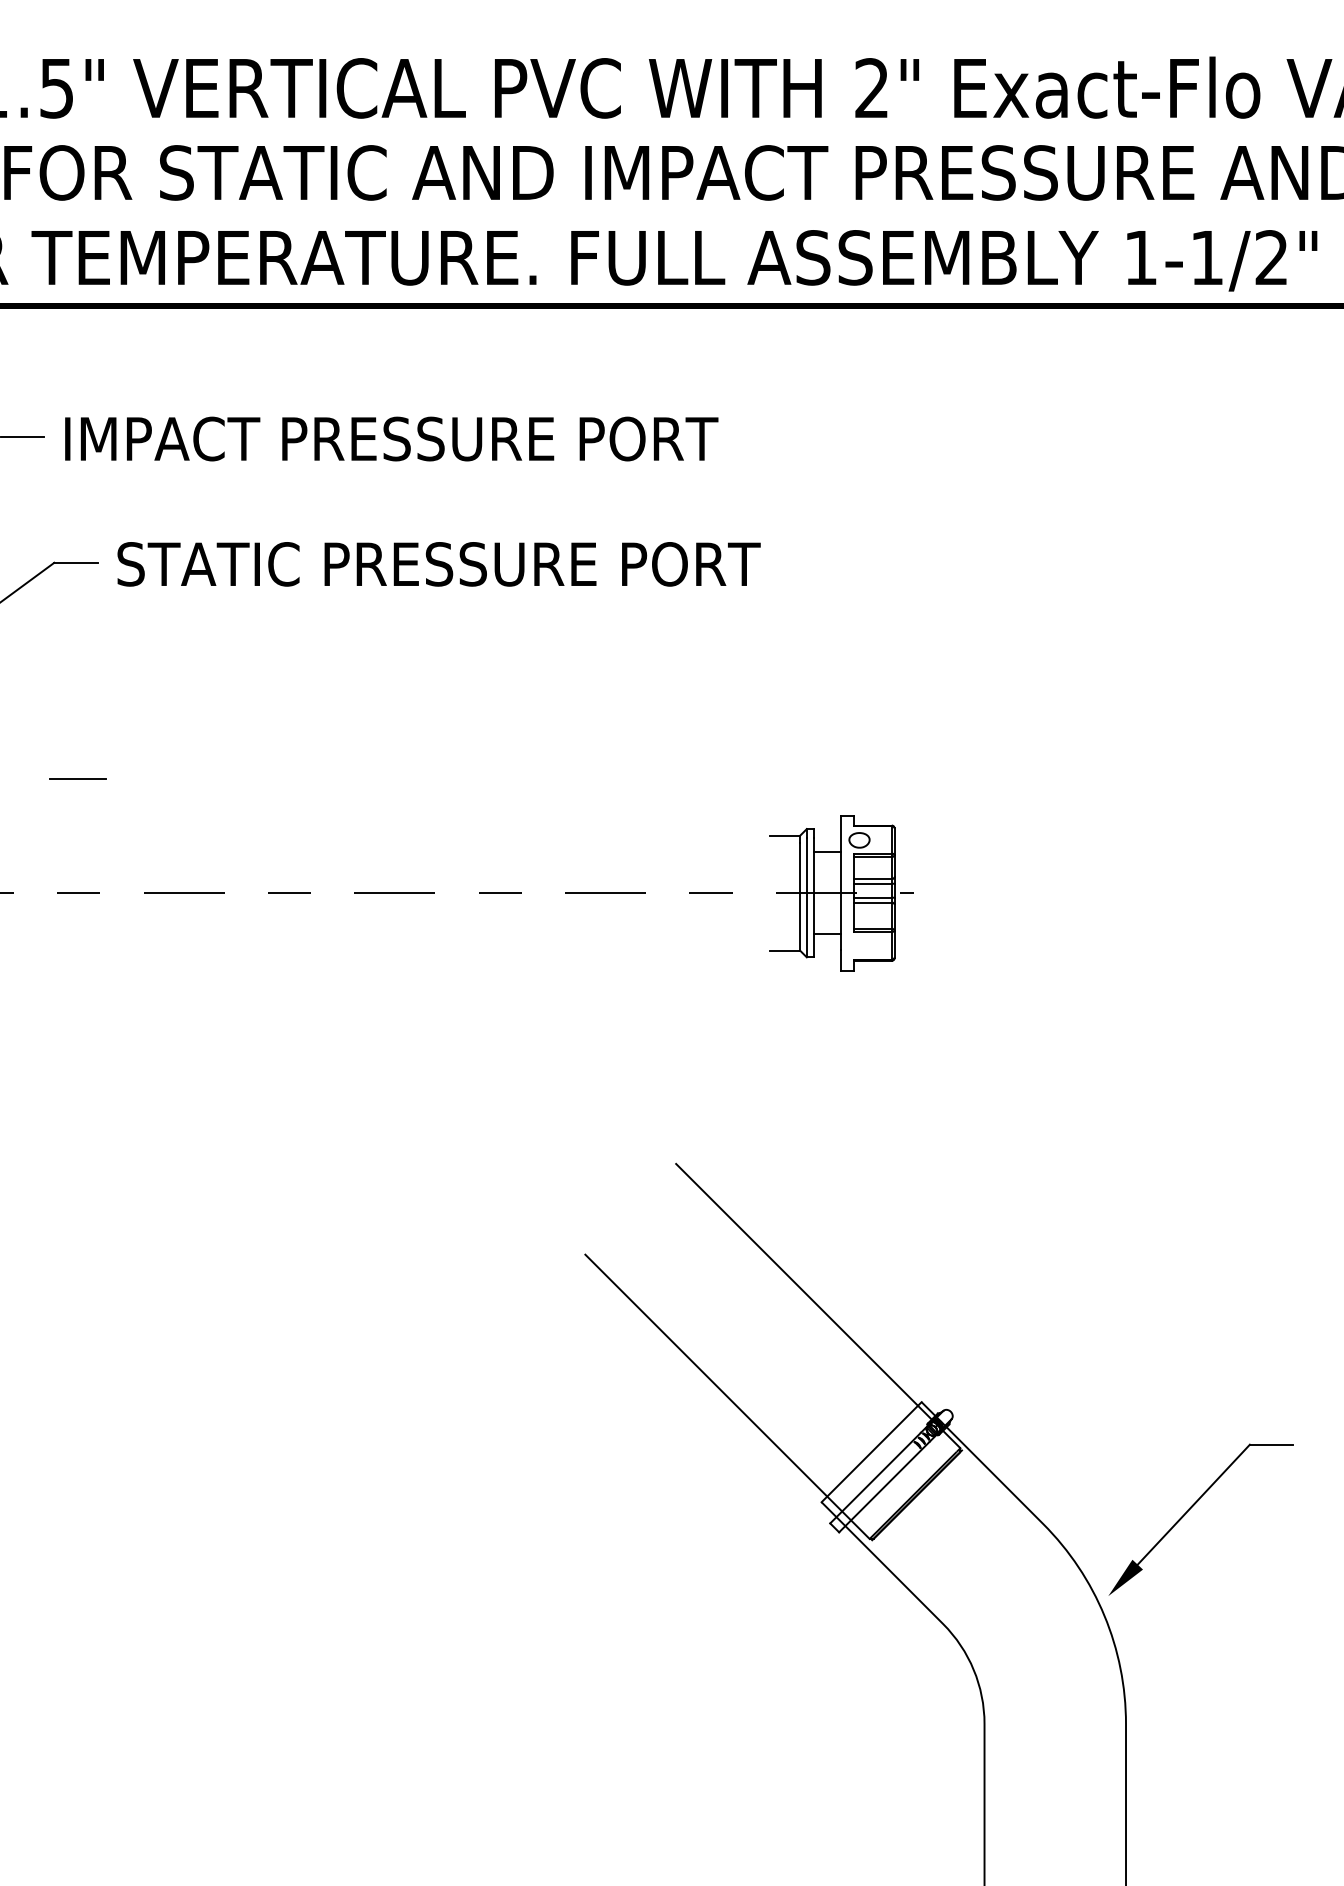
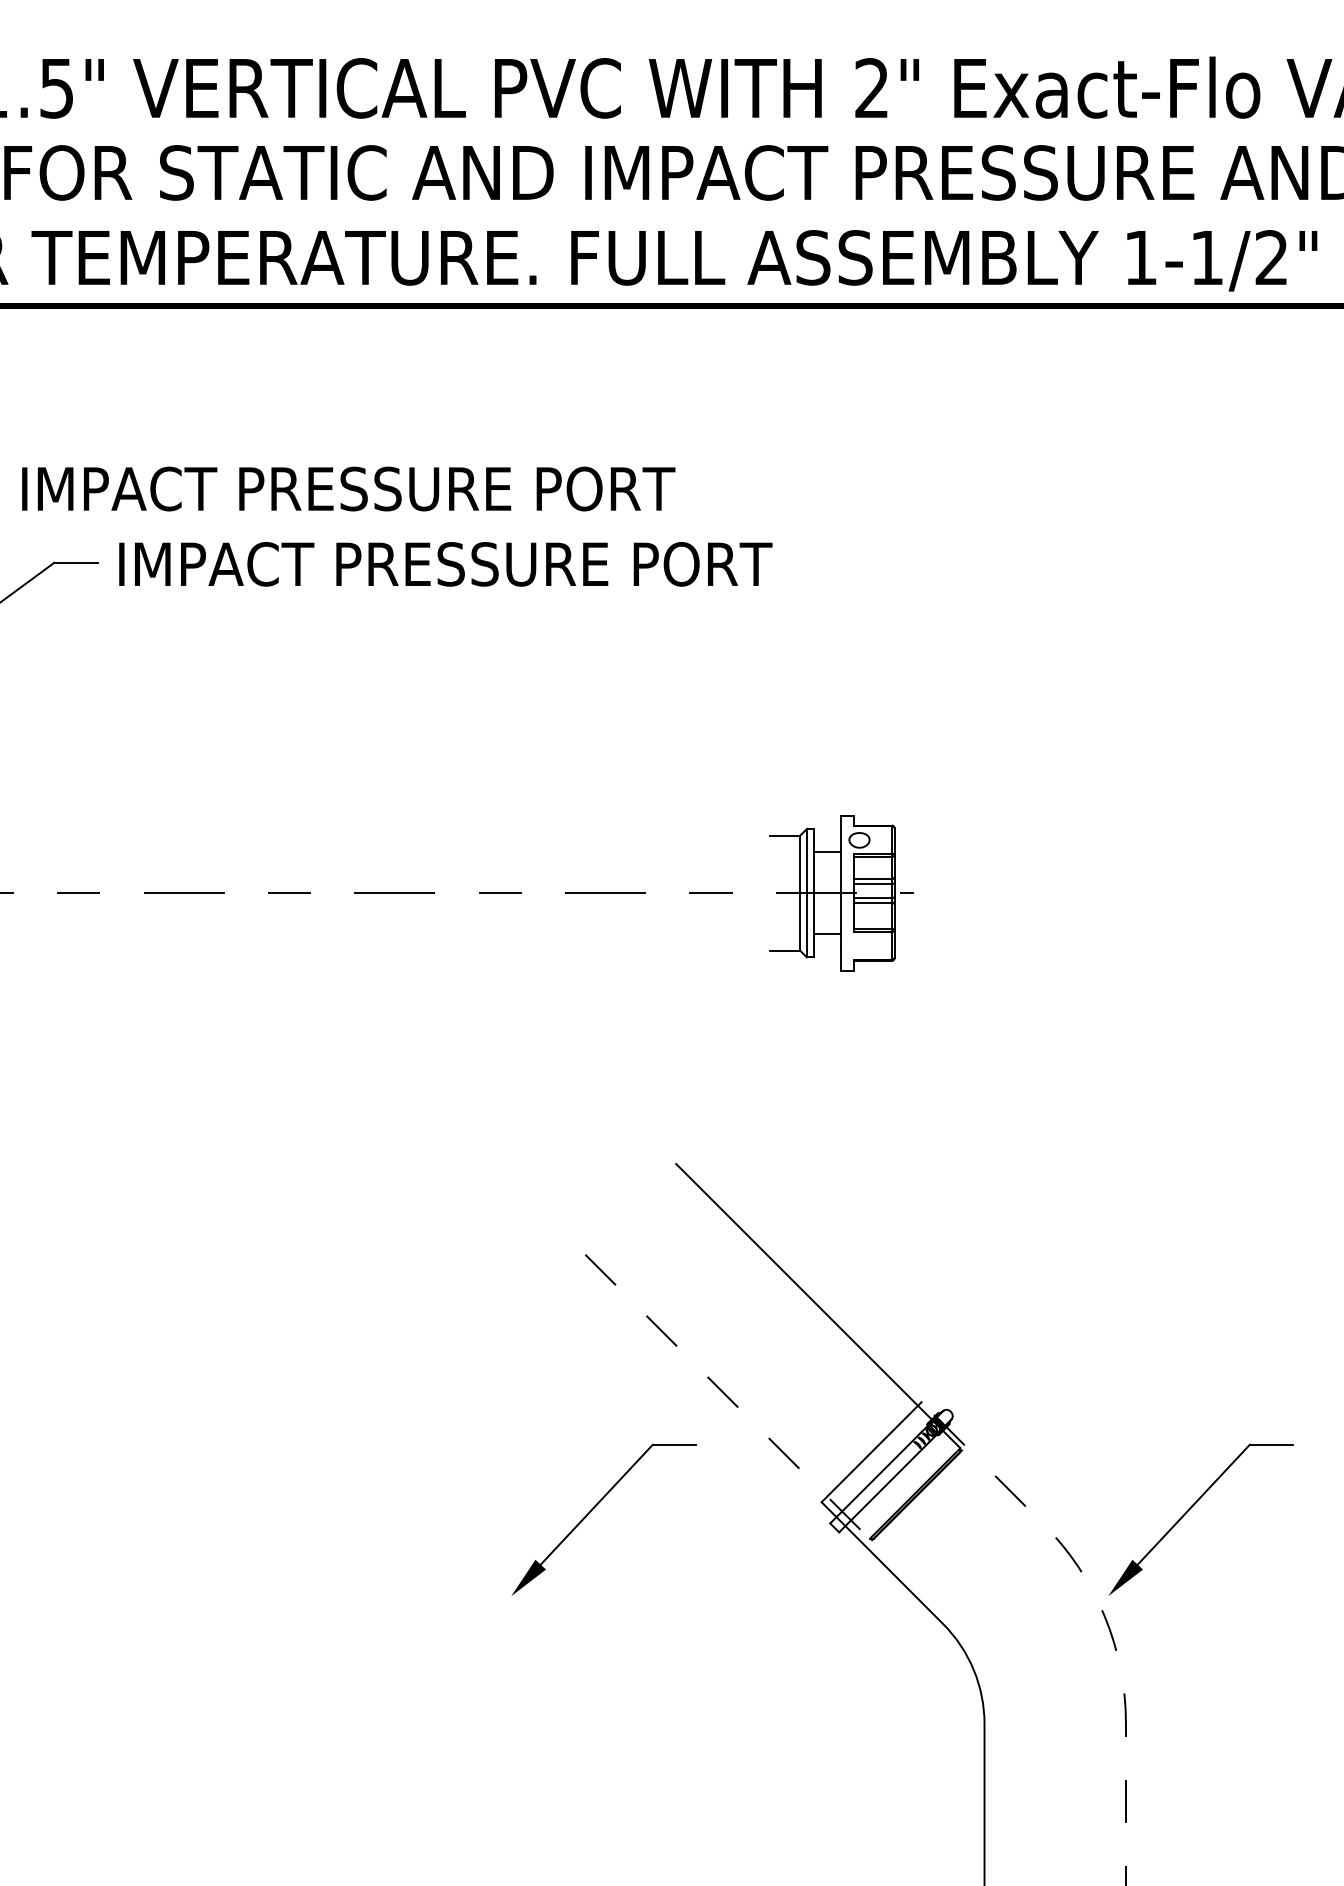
line: present -> none (23, 437)
text position: (391, 438) -> (348, 488) (348, 488)
text: STATIC PRESSURE PORT -> IMPACT PRESSURE PORT (444, 564)
line: present -> none (78, 779)
line: solid -> dashed (727, 1397)
part: none -> present (593, 1509)
line: solid -> dashed (1102, 1611)
